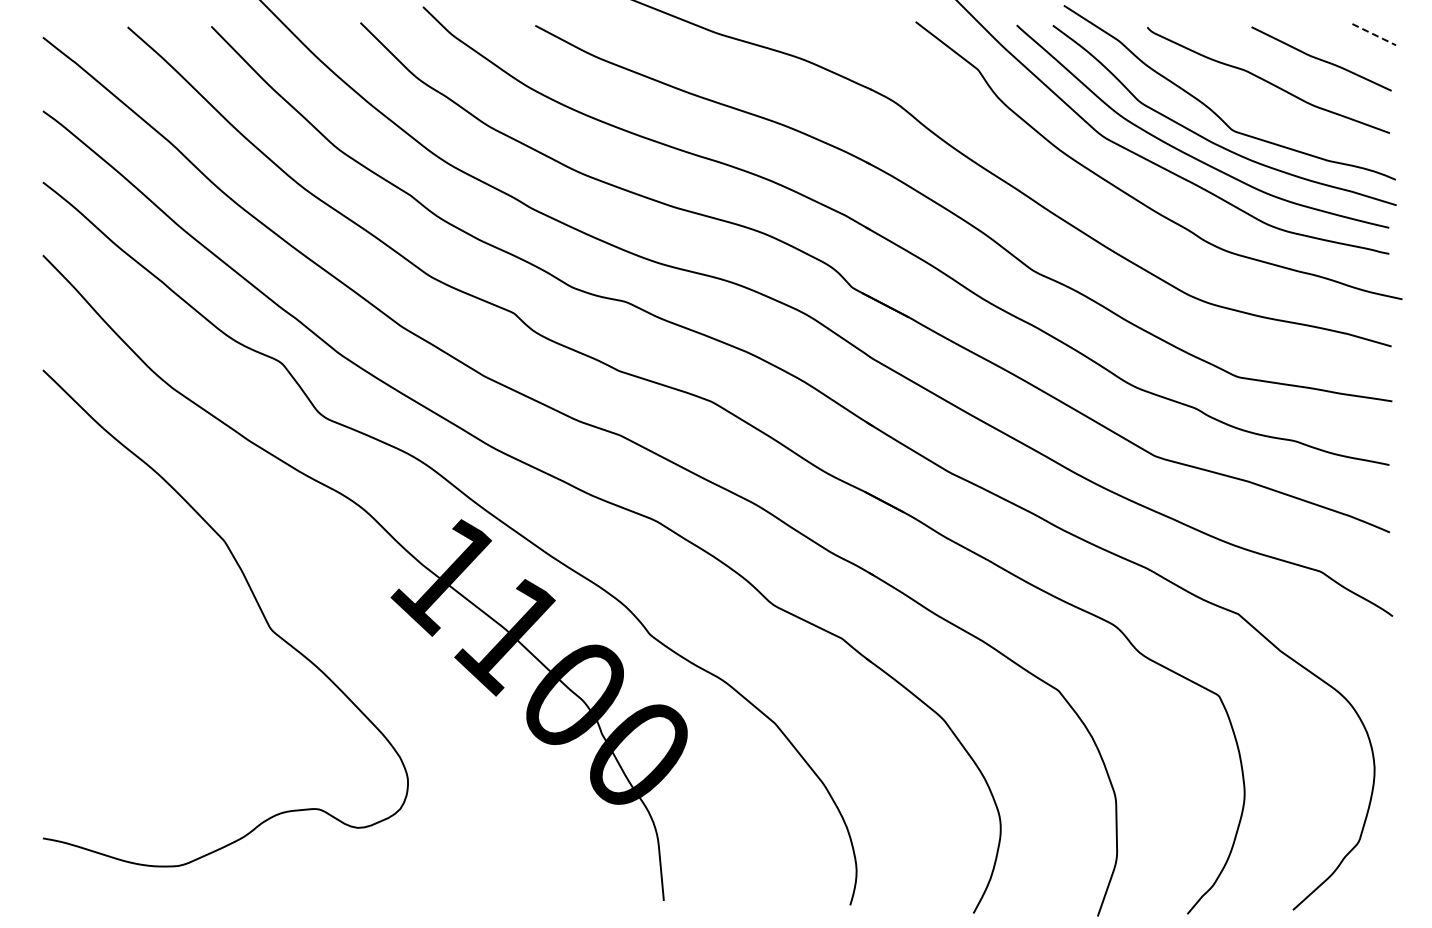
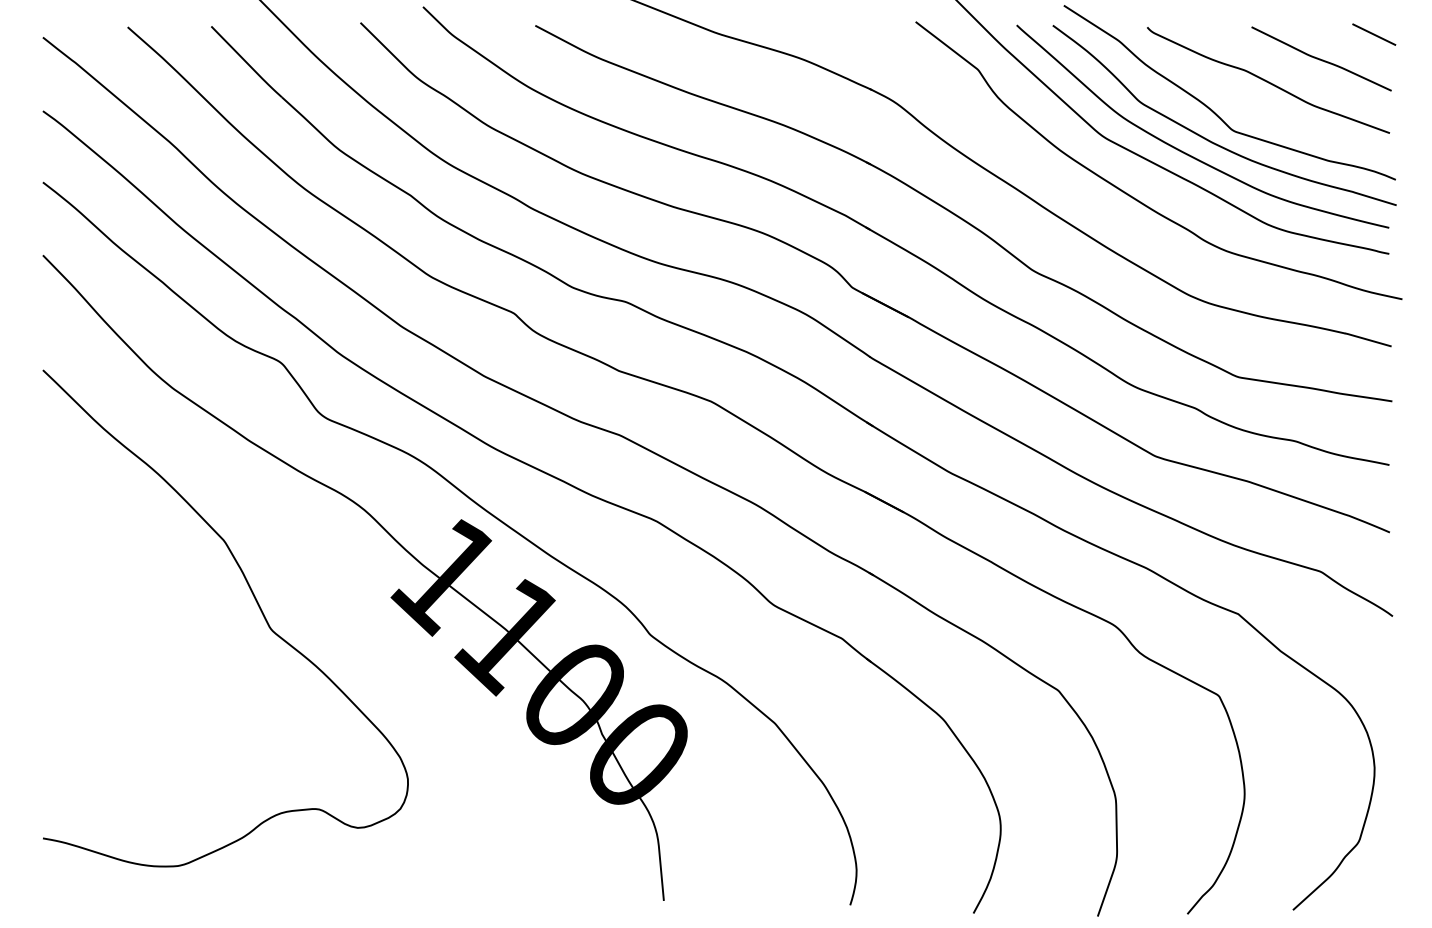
line: dashed -> solid (1374, 34)
